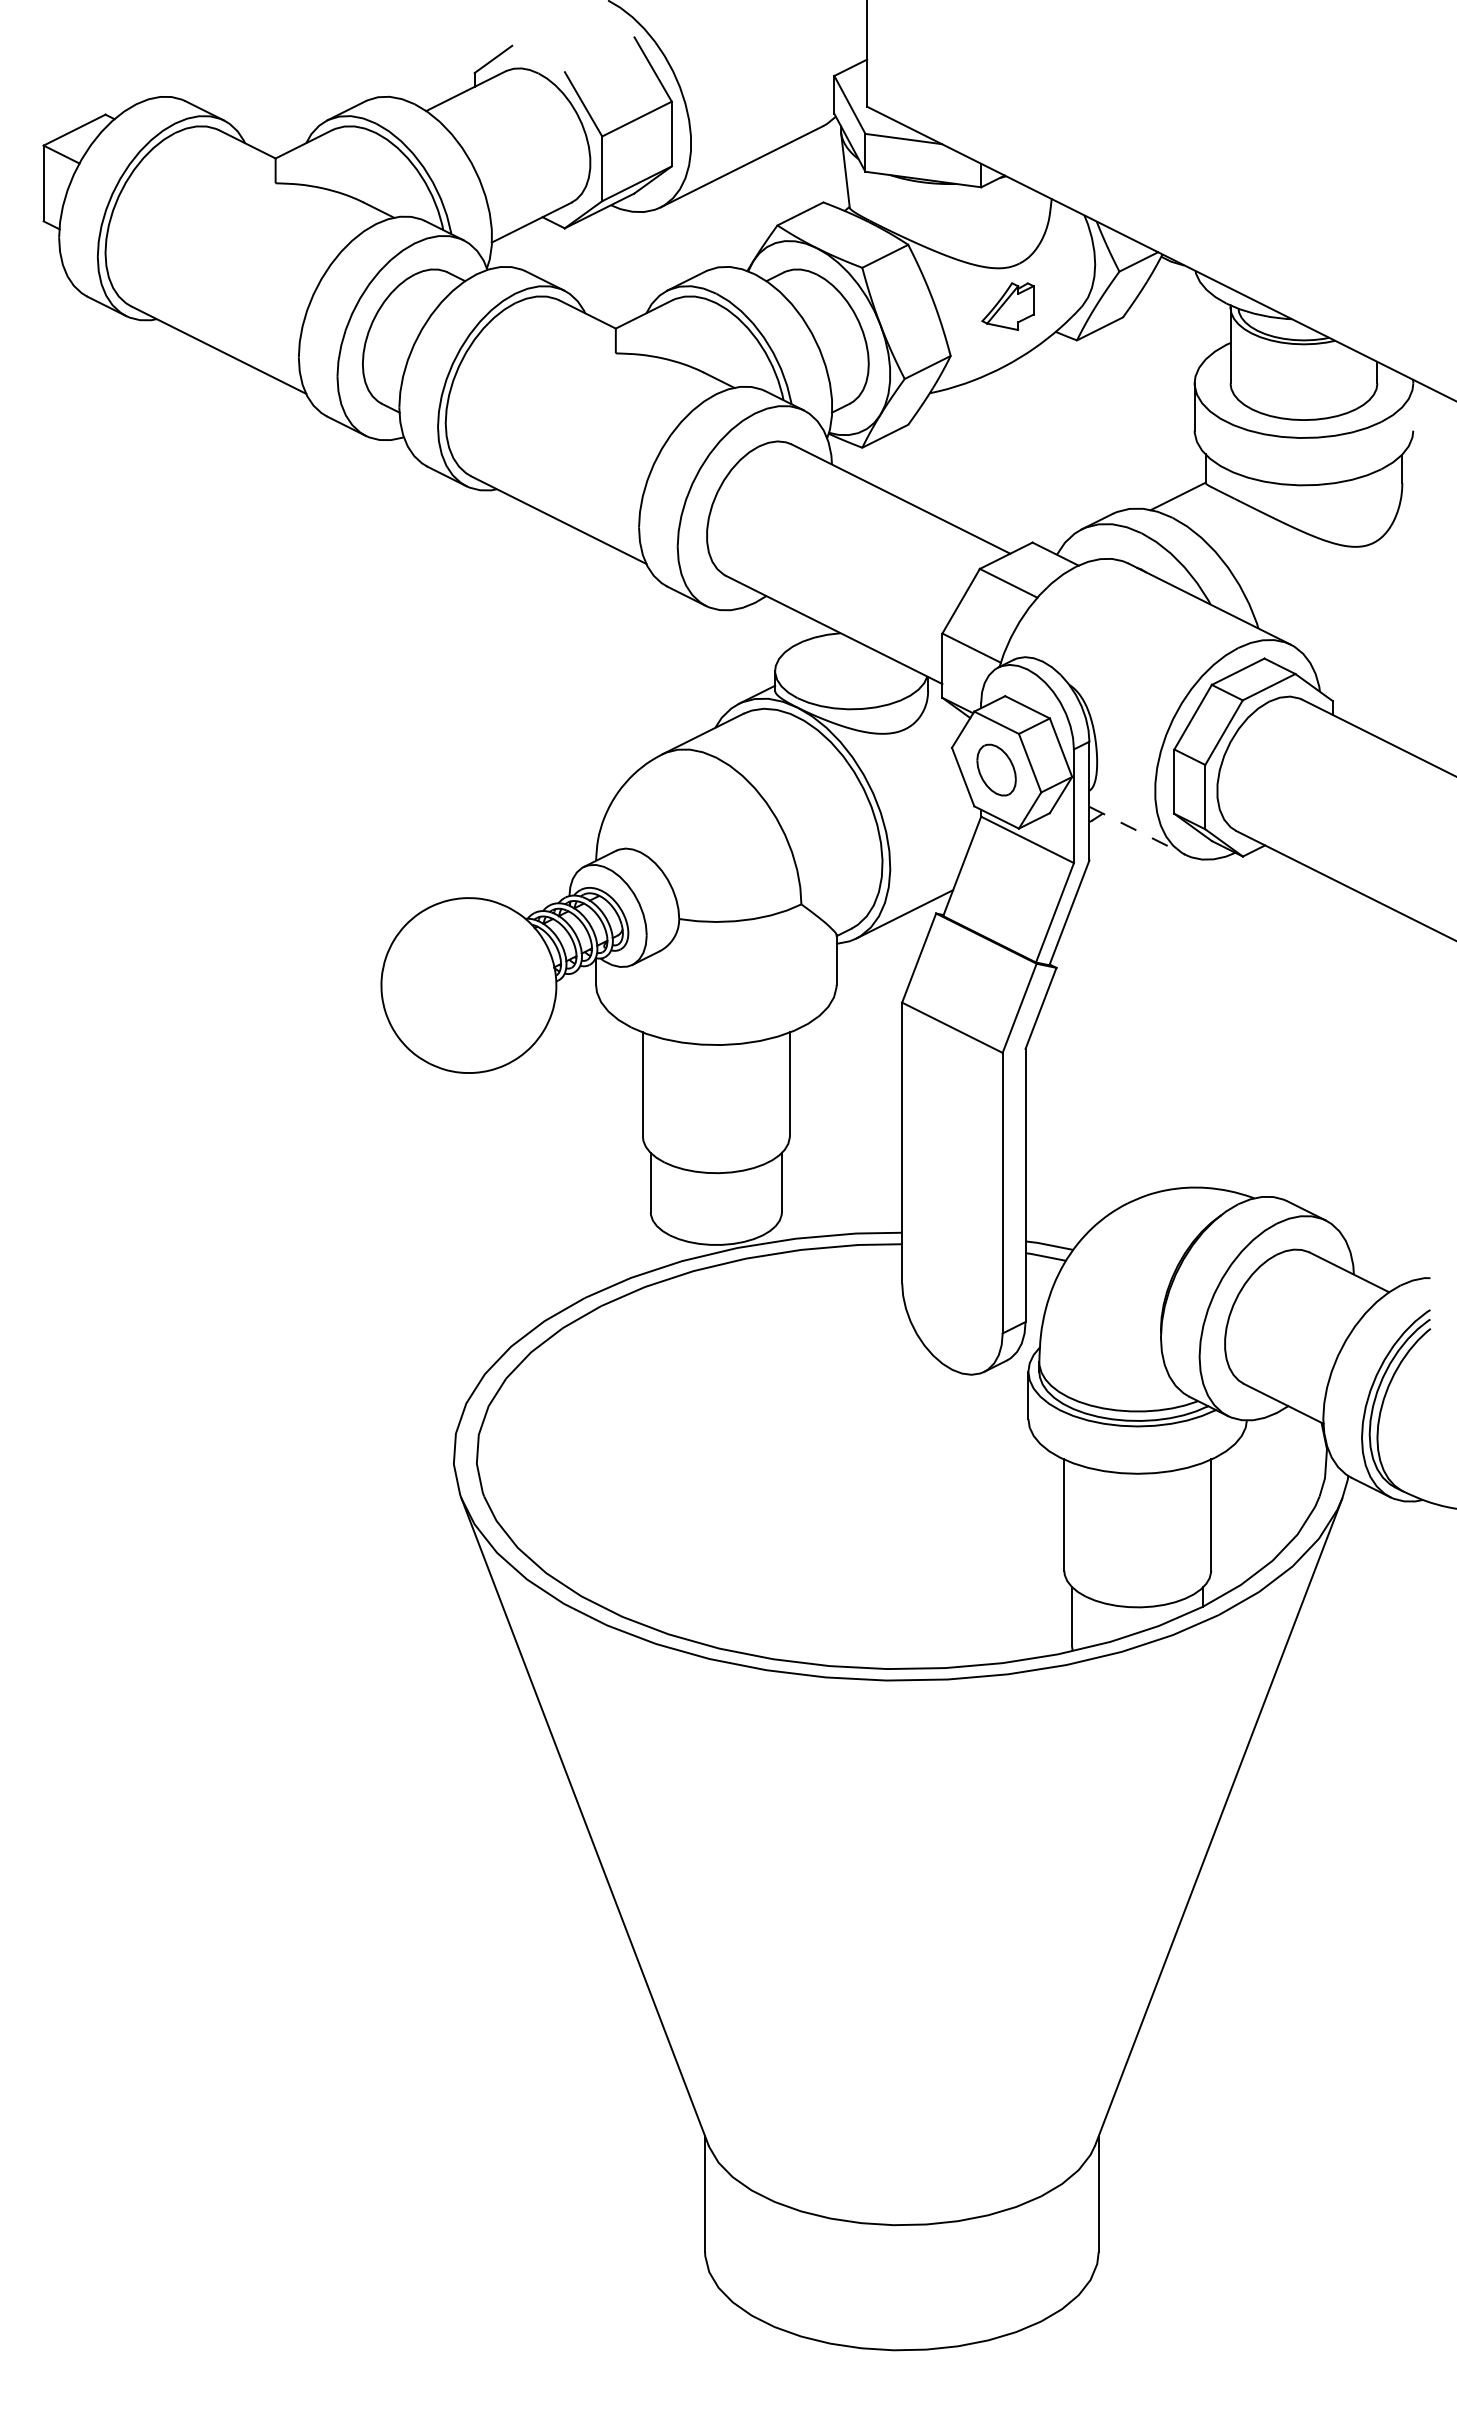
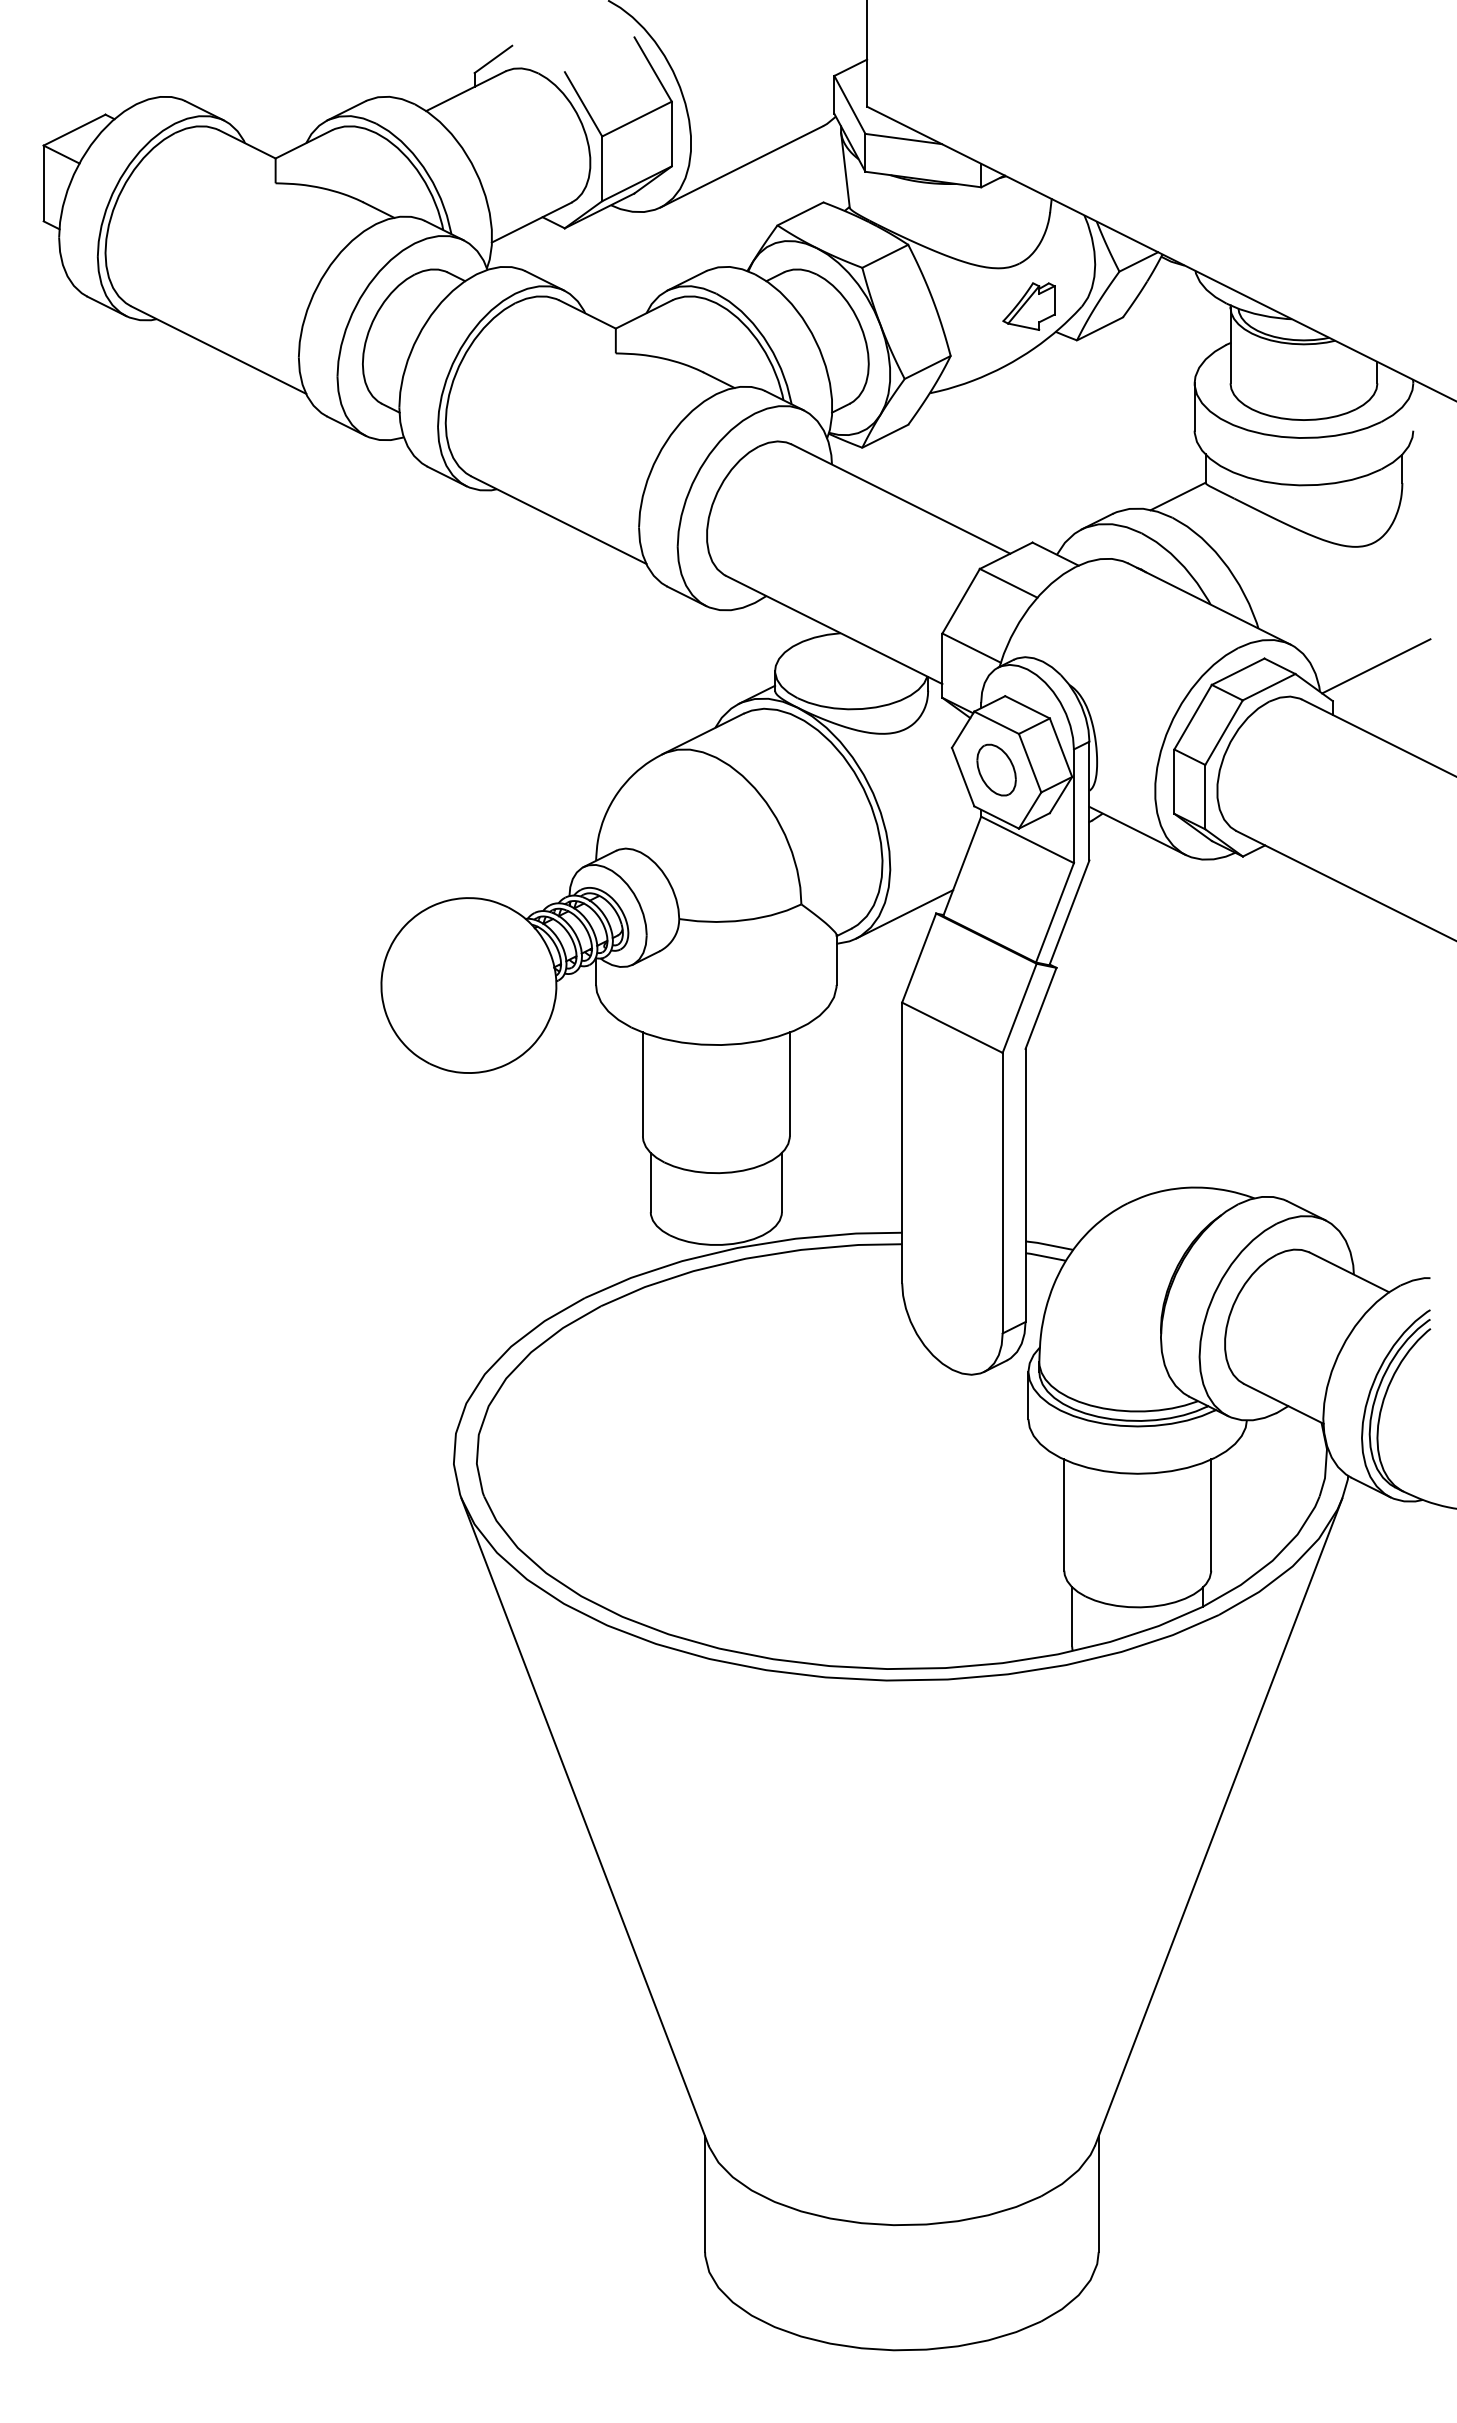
part position: (1007, 306) -> (1028, 306) (1028, 306)
line: none -> present (1376, 666)
line: dashed -> solid (1137, 830)
